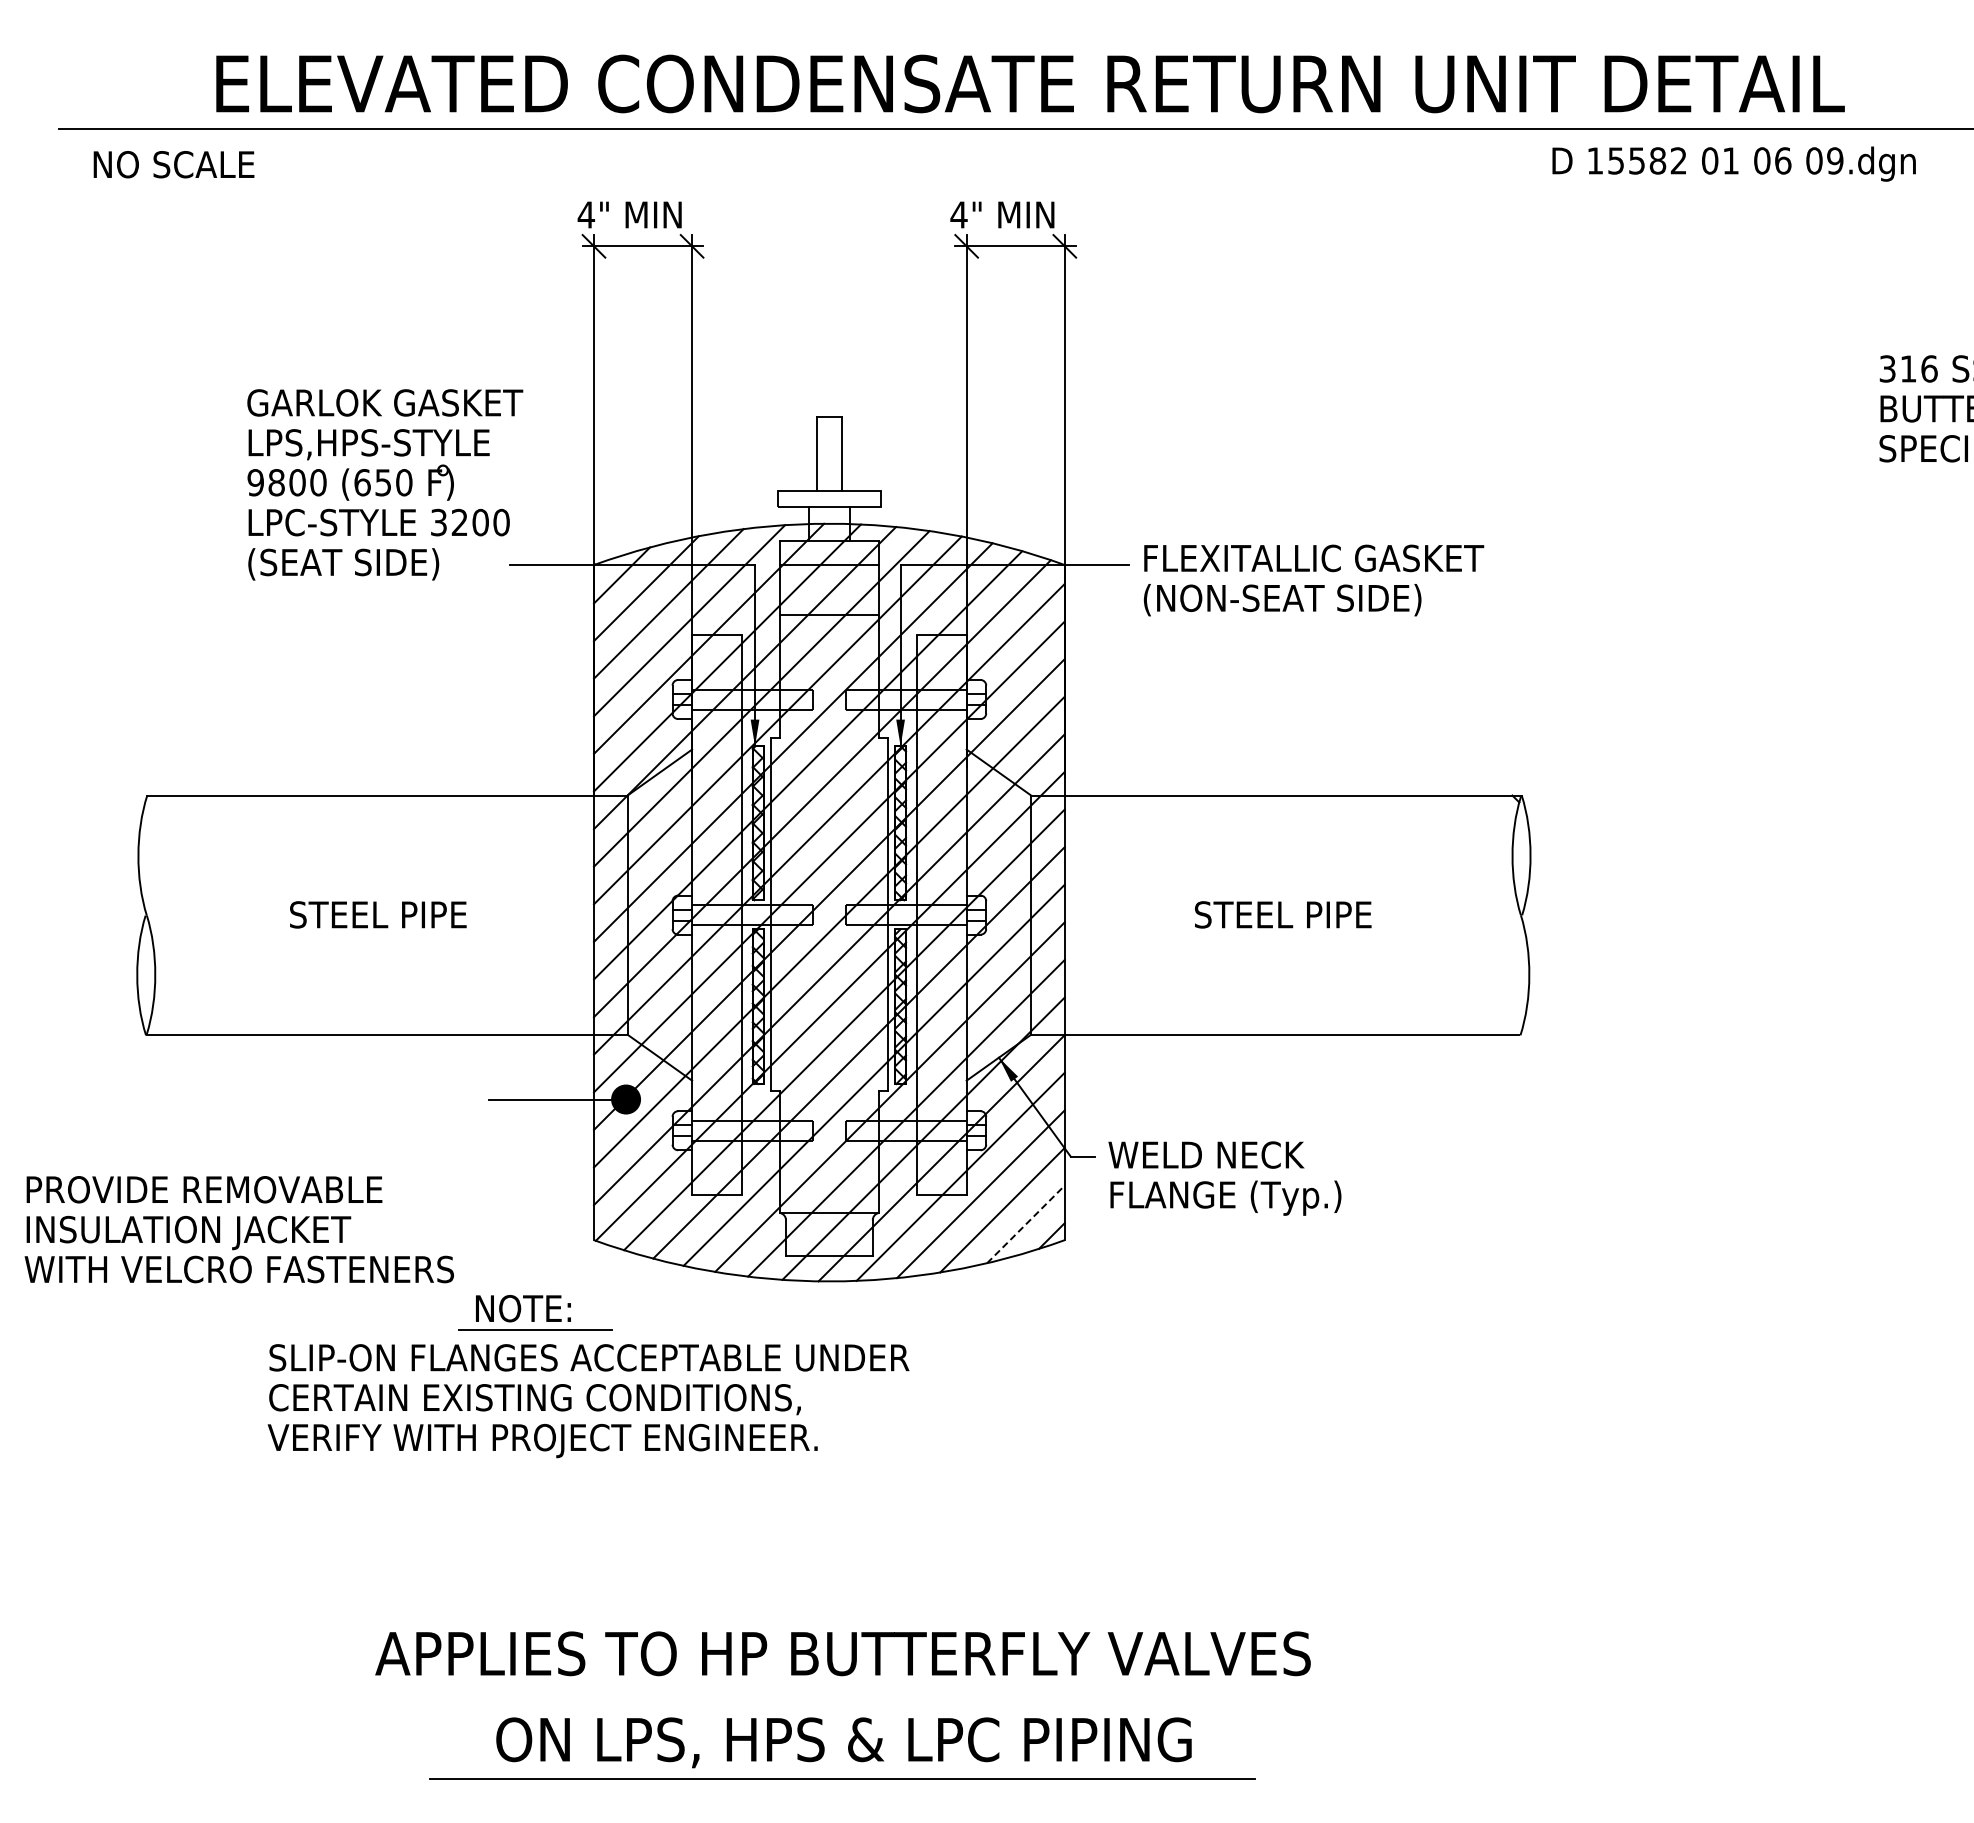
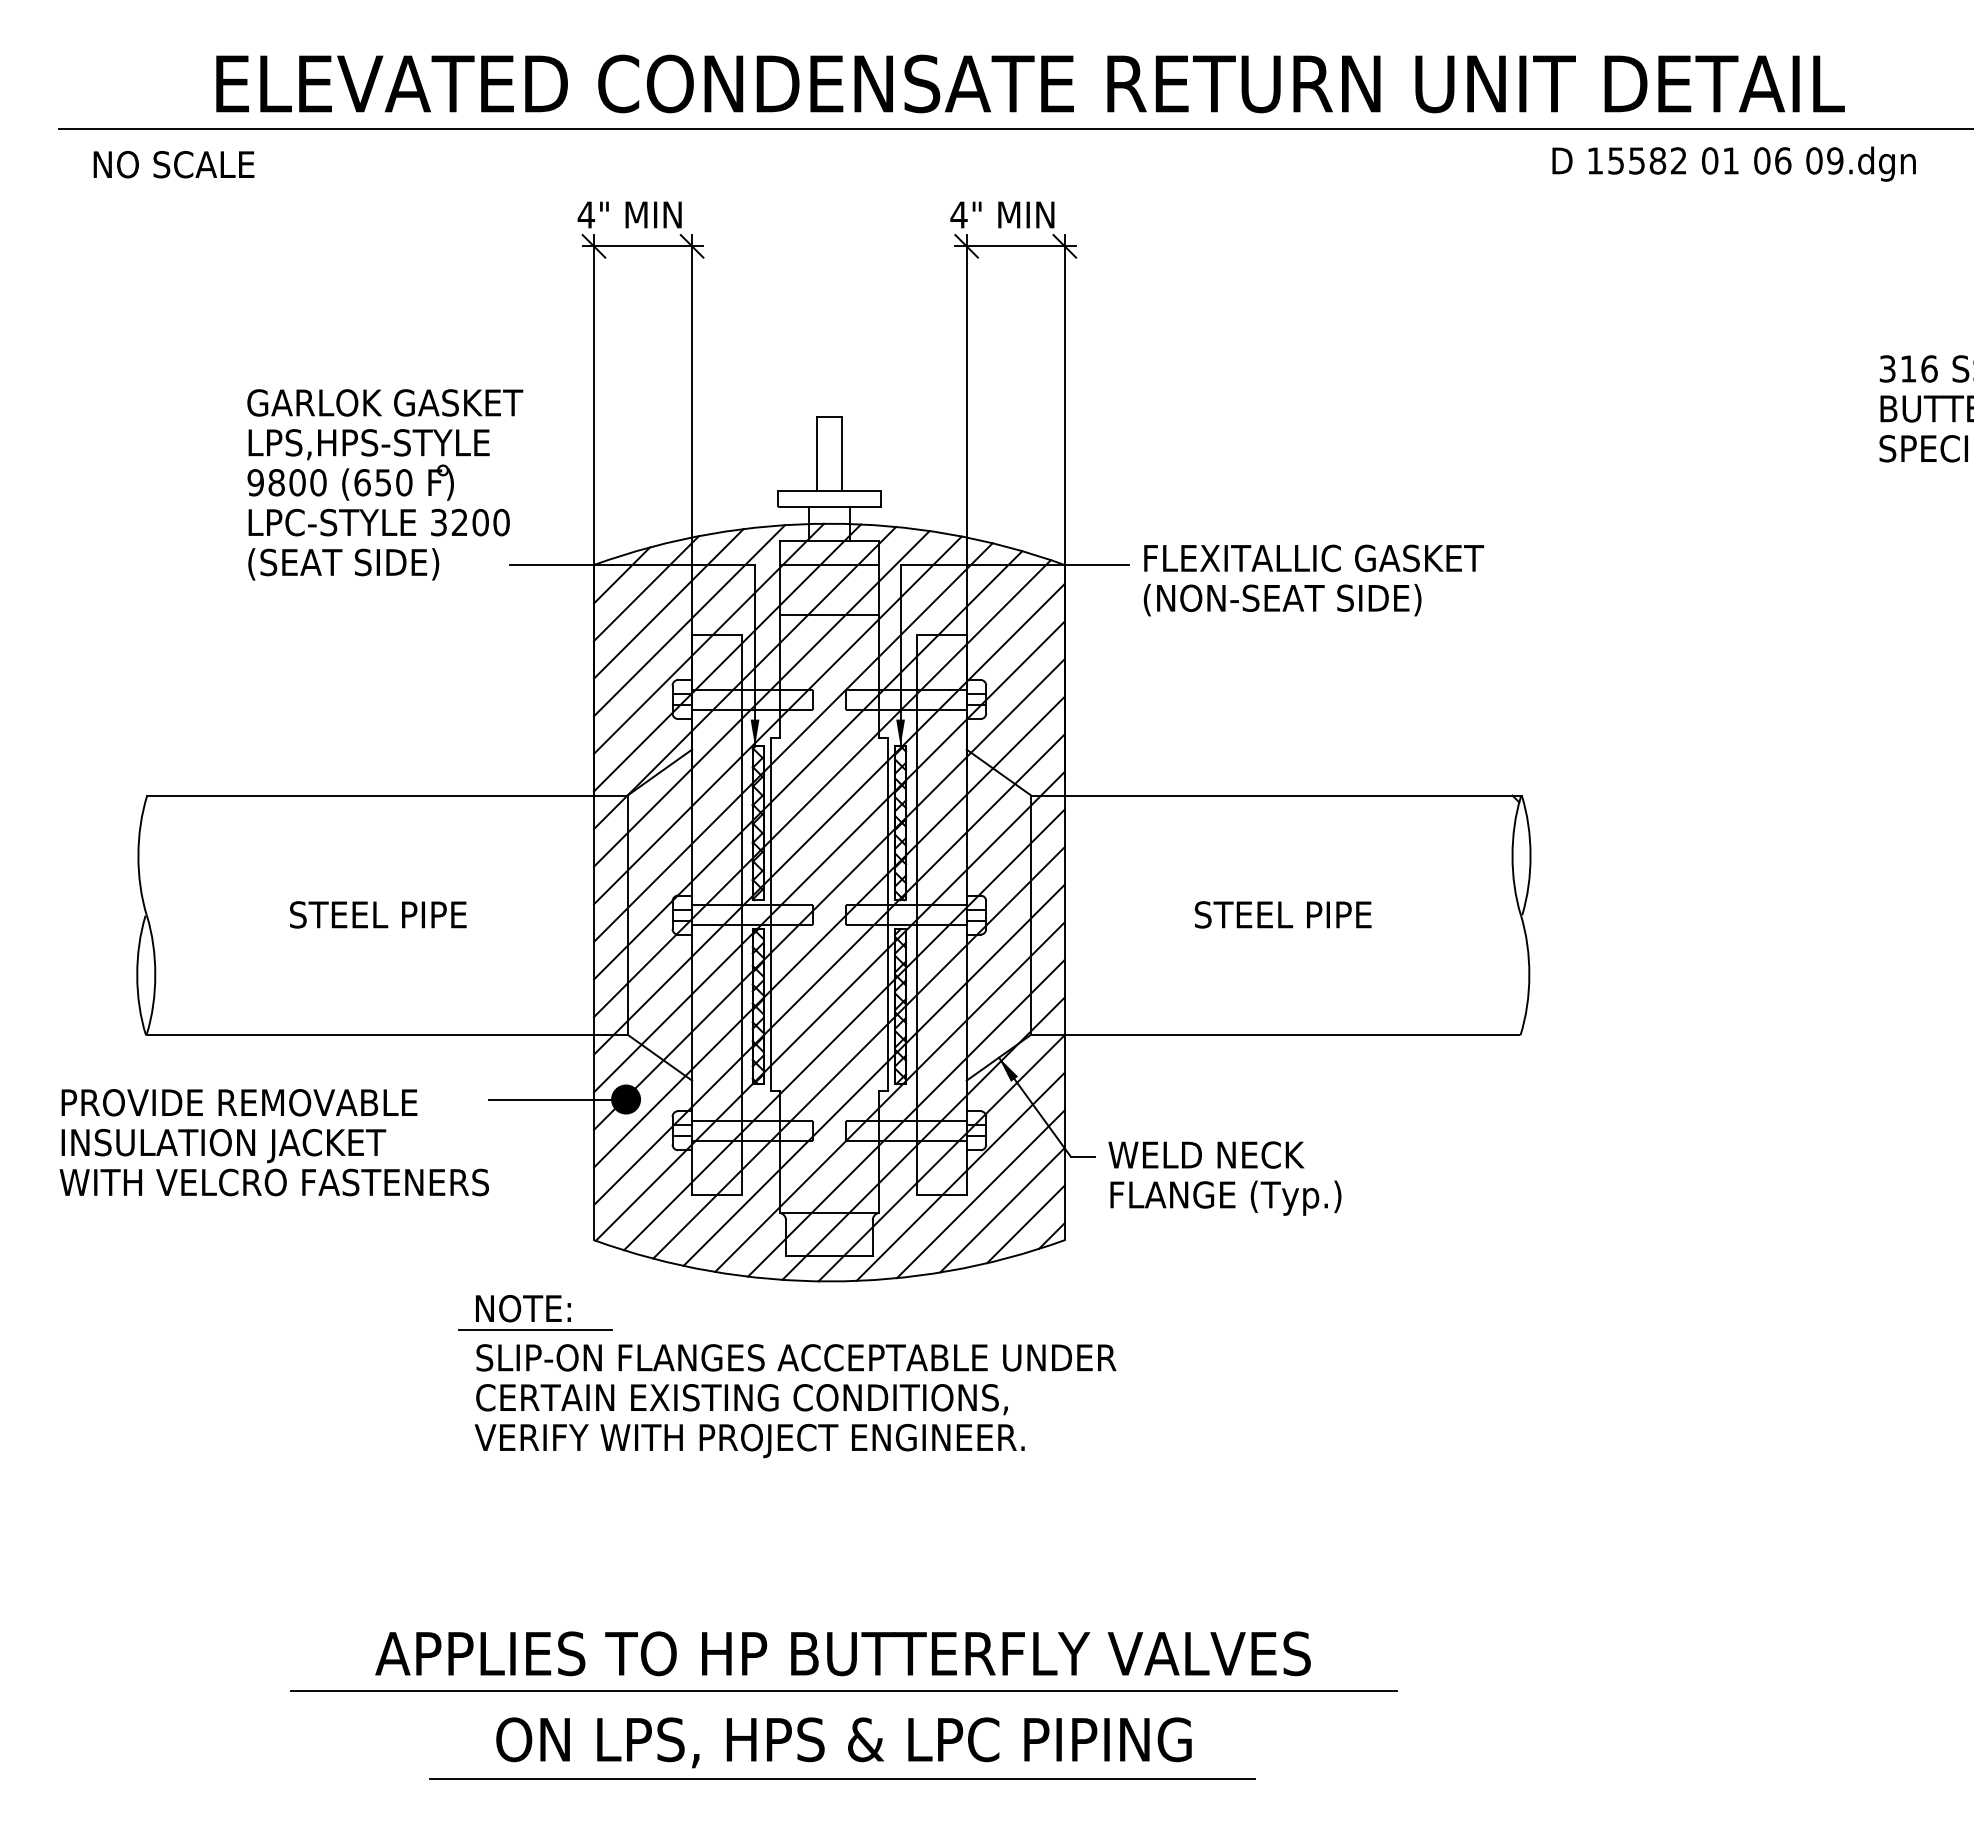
line: dashed -> solid (1025, 1224)
text position: (238, 1229) -> (273, 1142) (273, 1142)
text position: (588, 1401) -> (795, 1401) (795, 1401)
line: none -> present (843, 1691)
